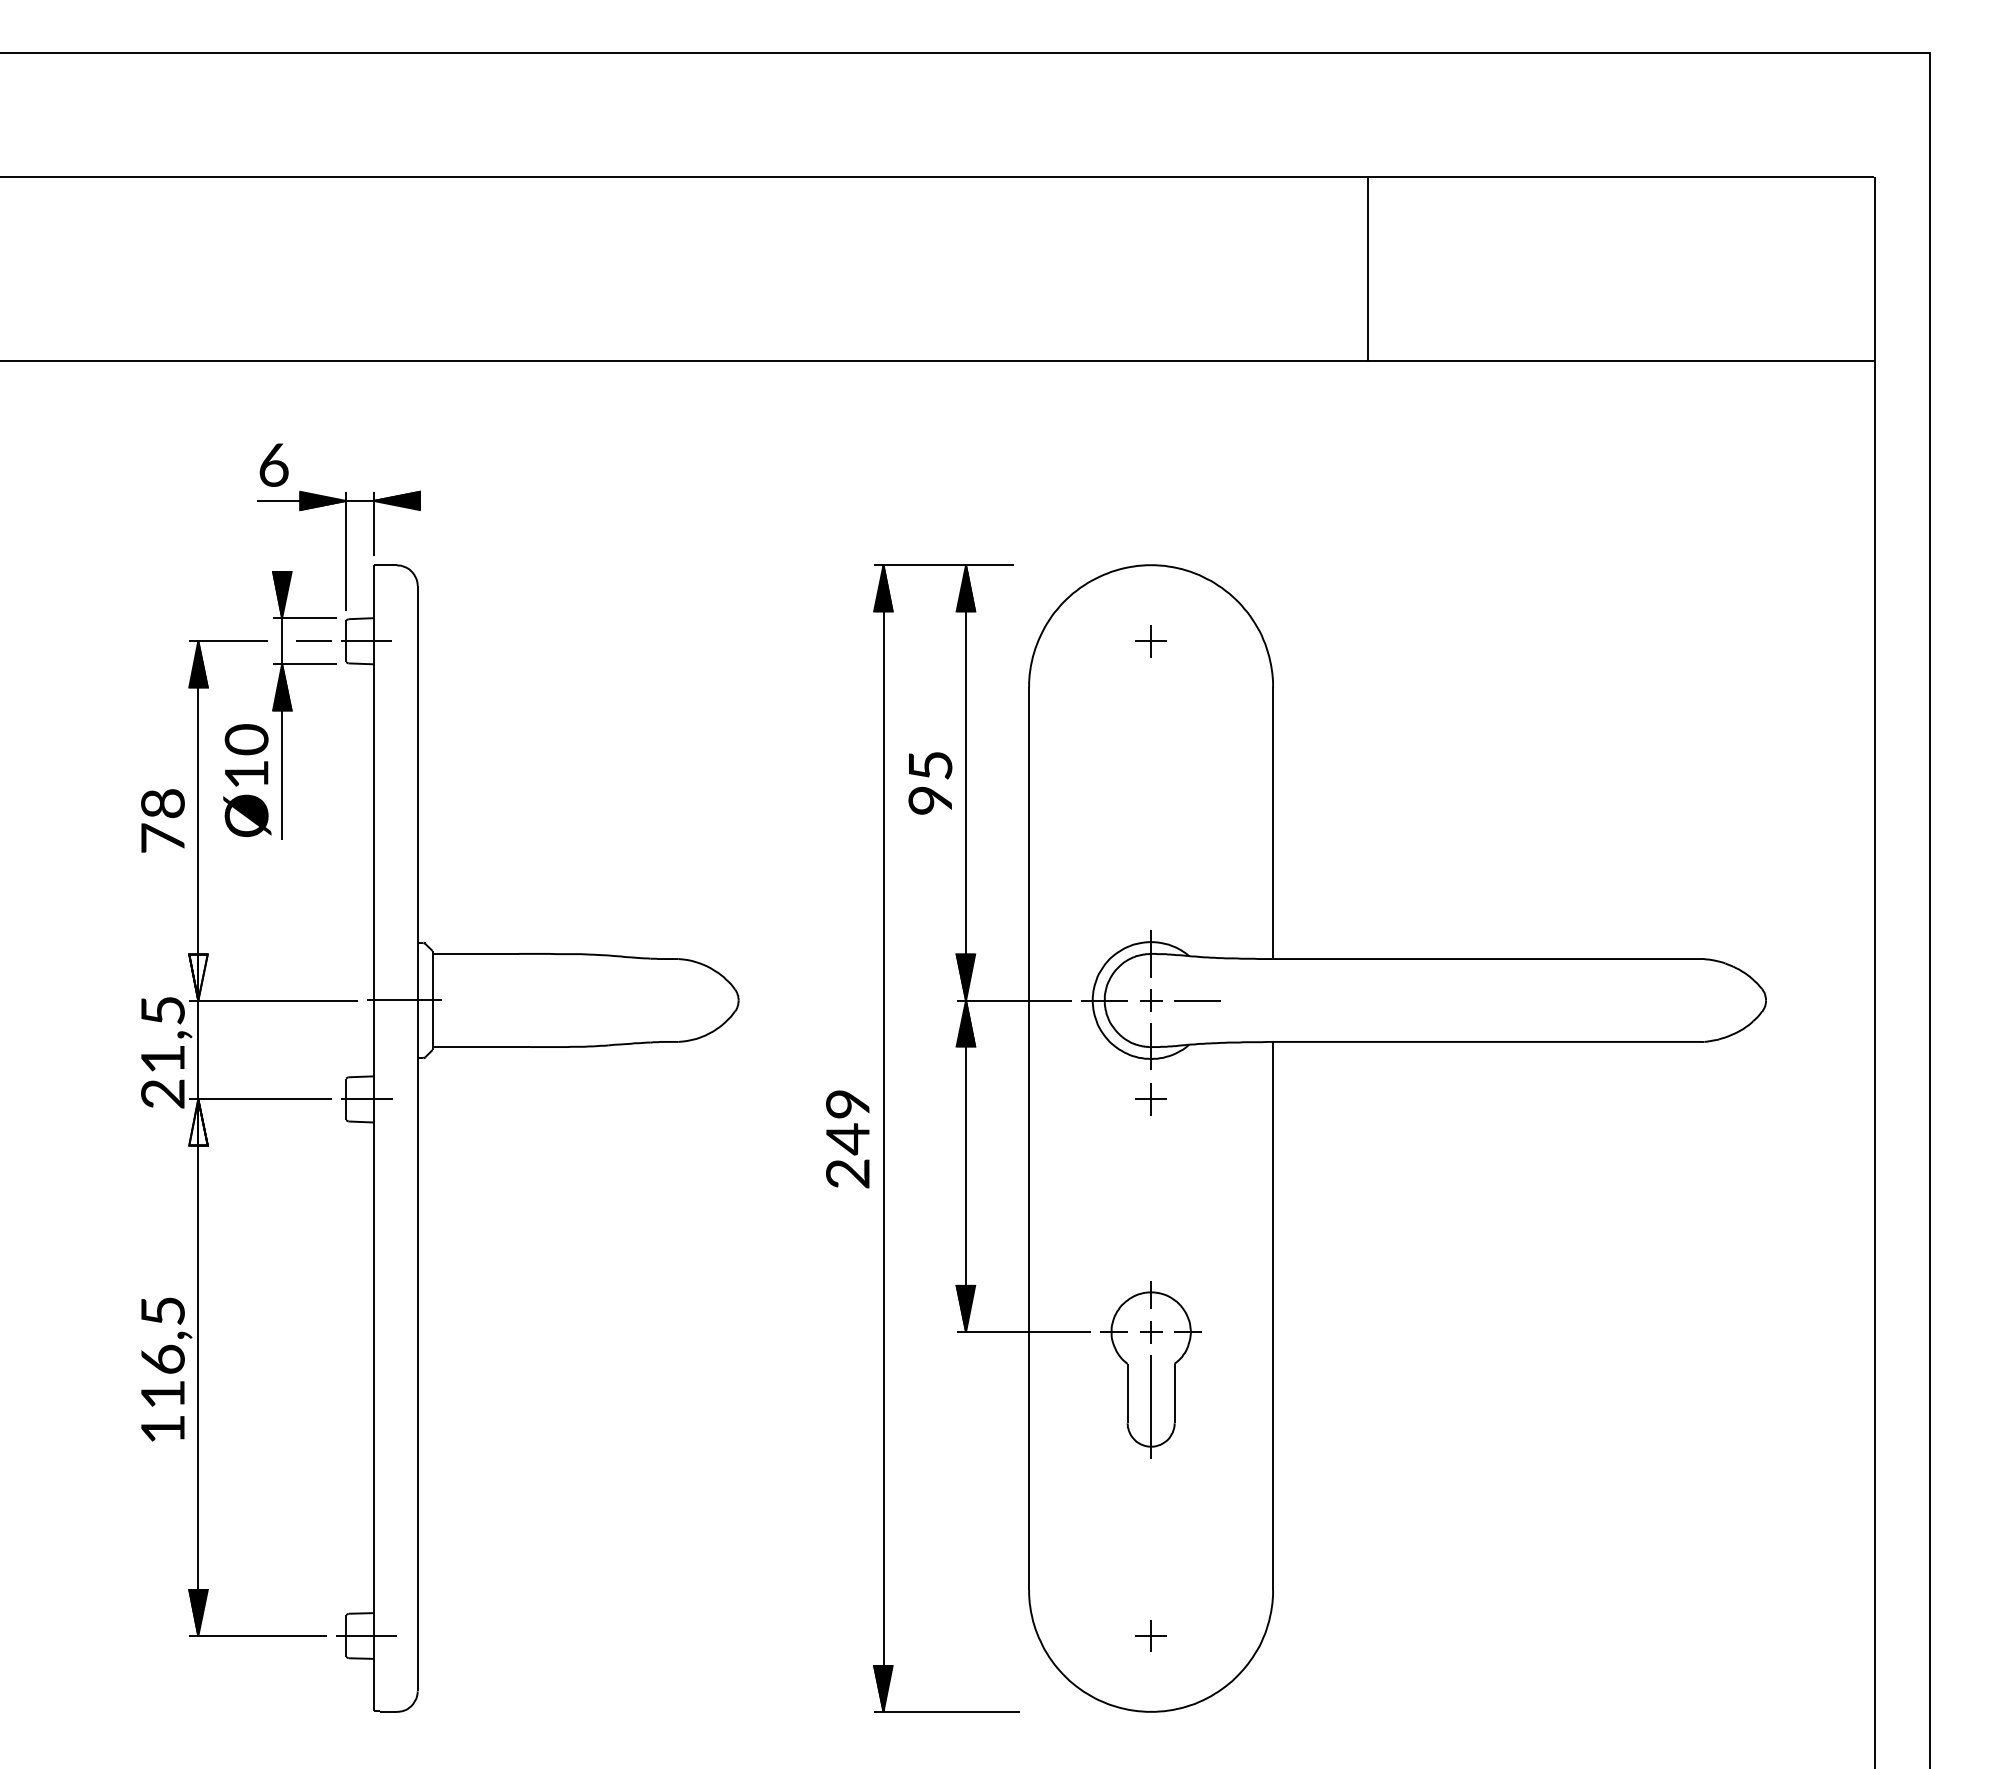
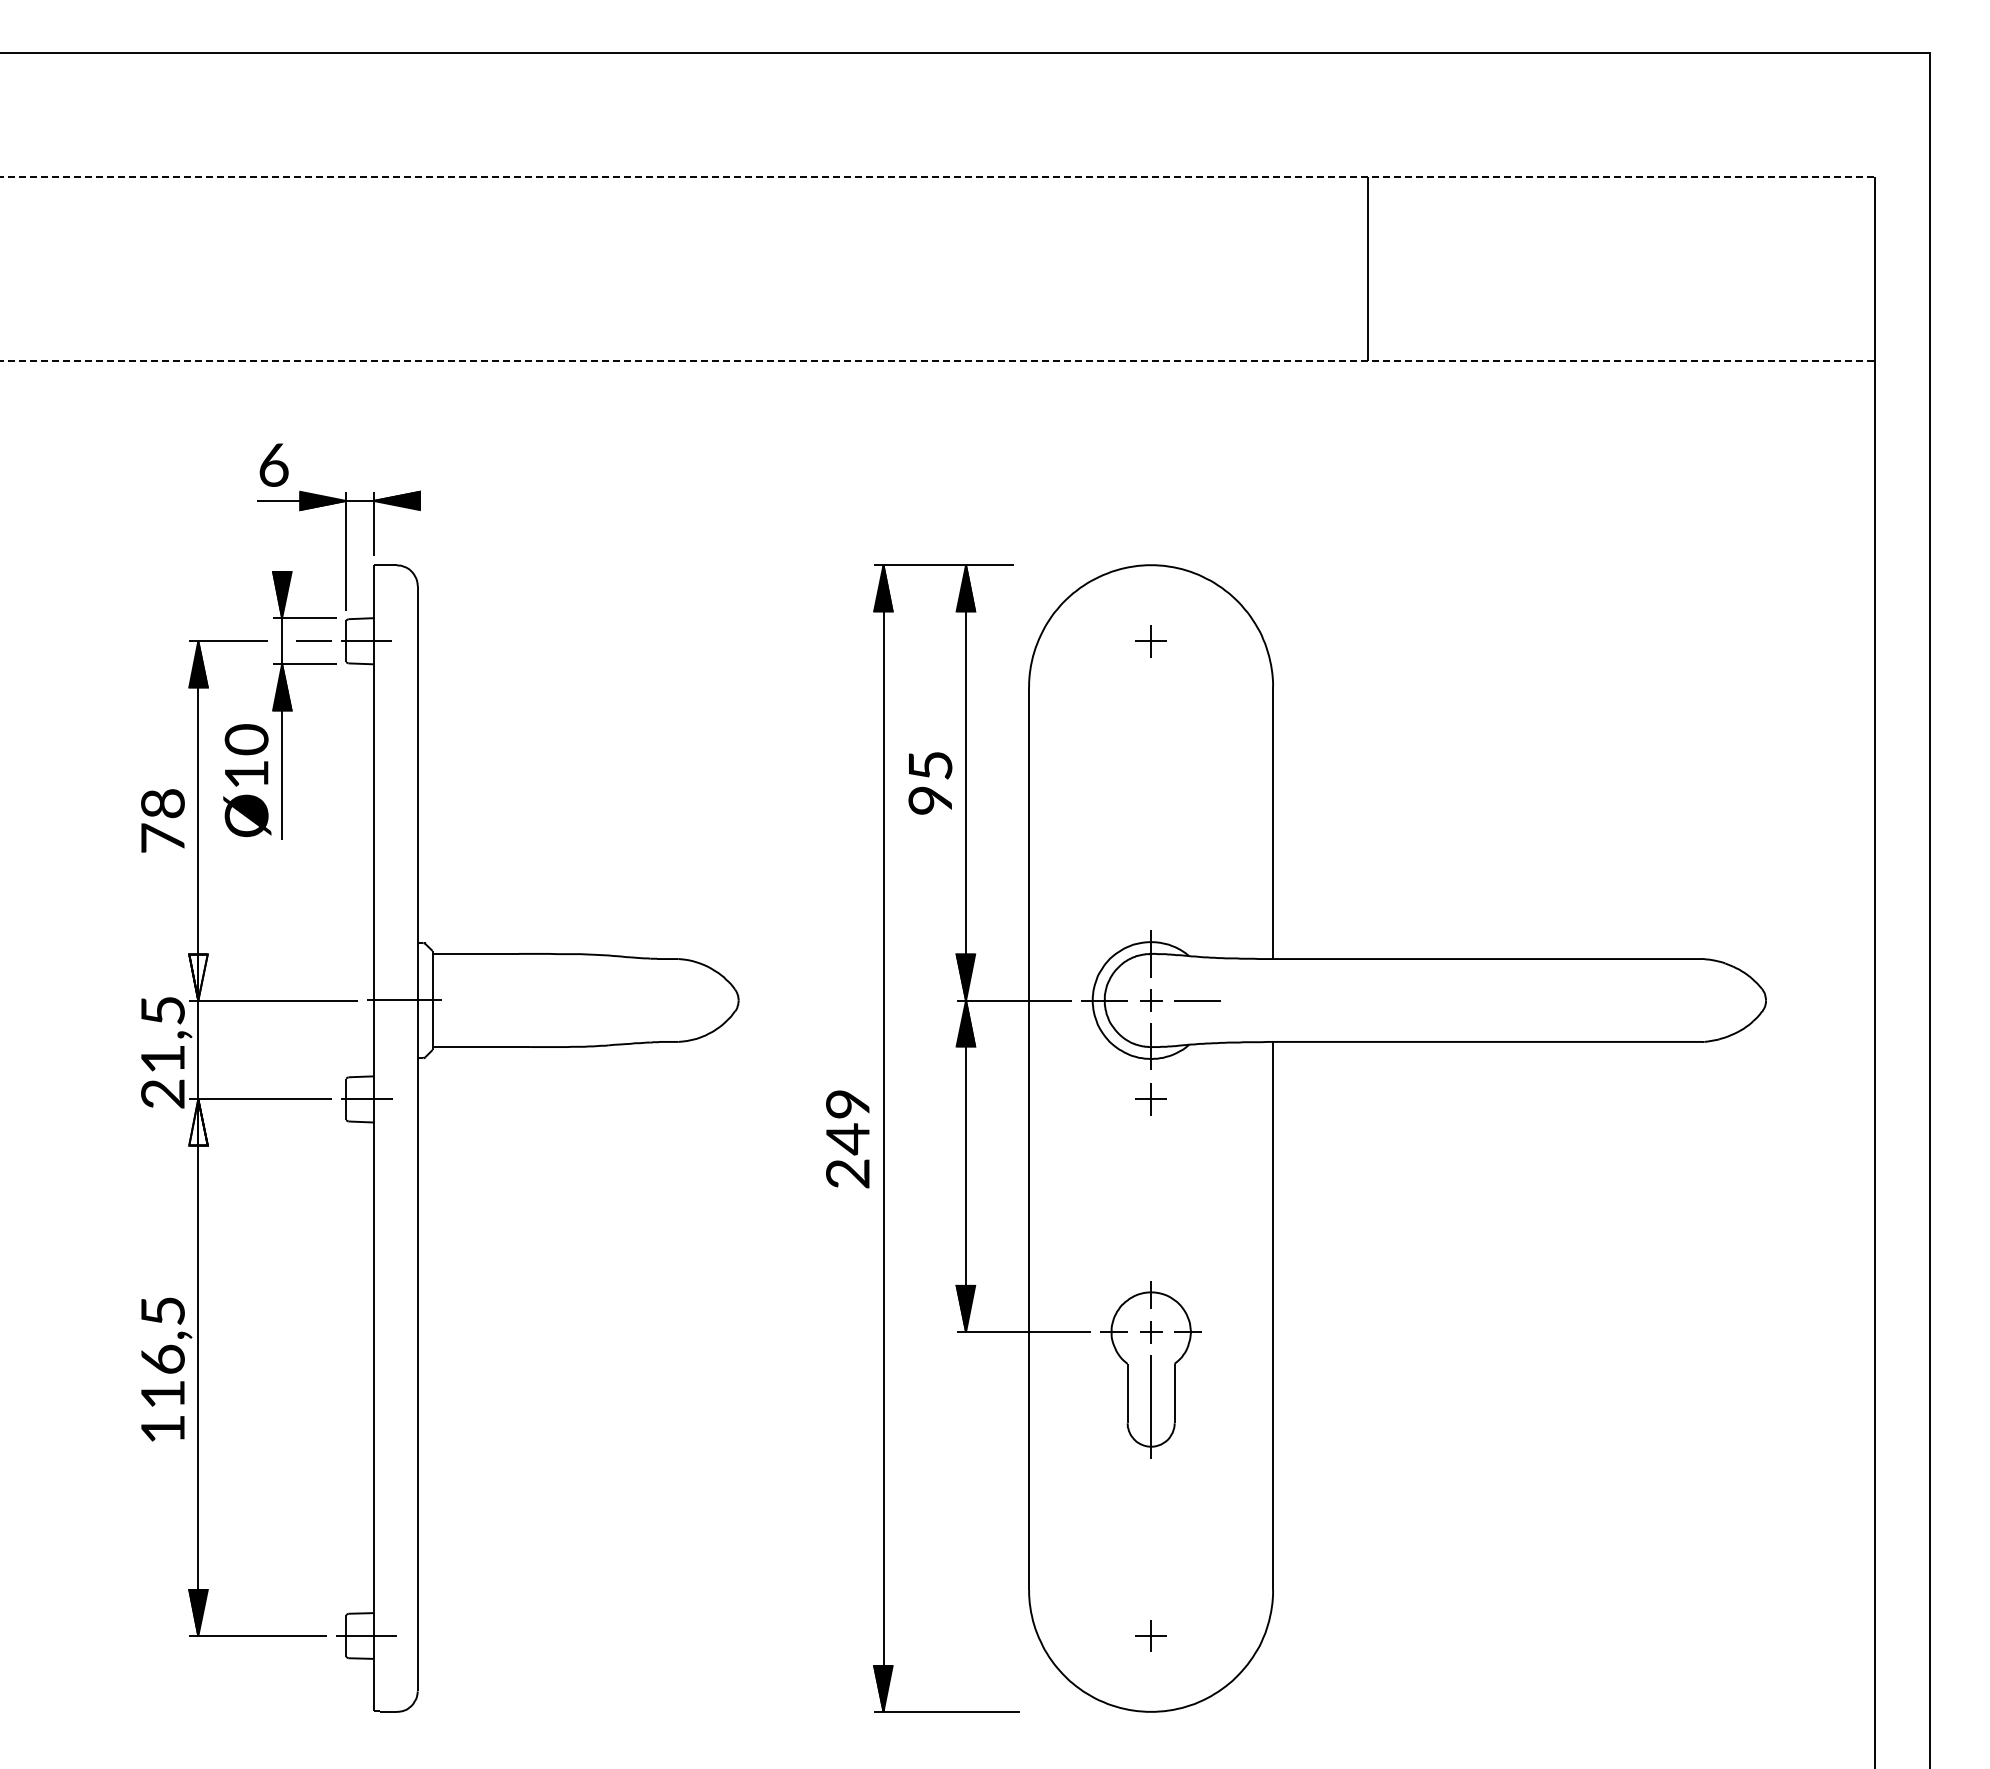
line: solid -> dashed (937, 177)
line: solid -> dashed (937, 361)
